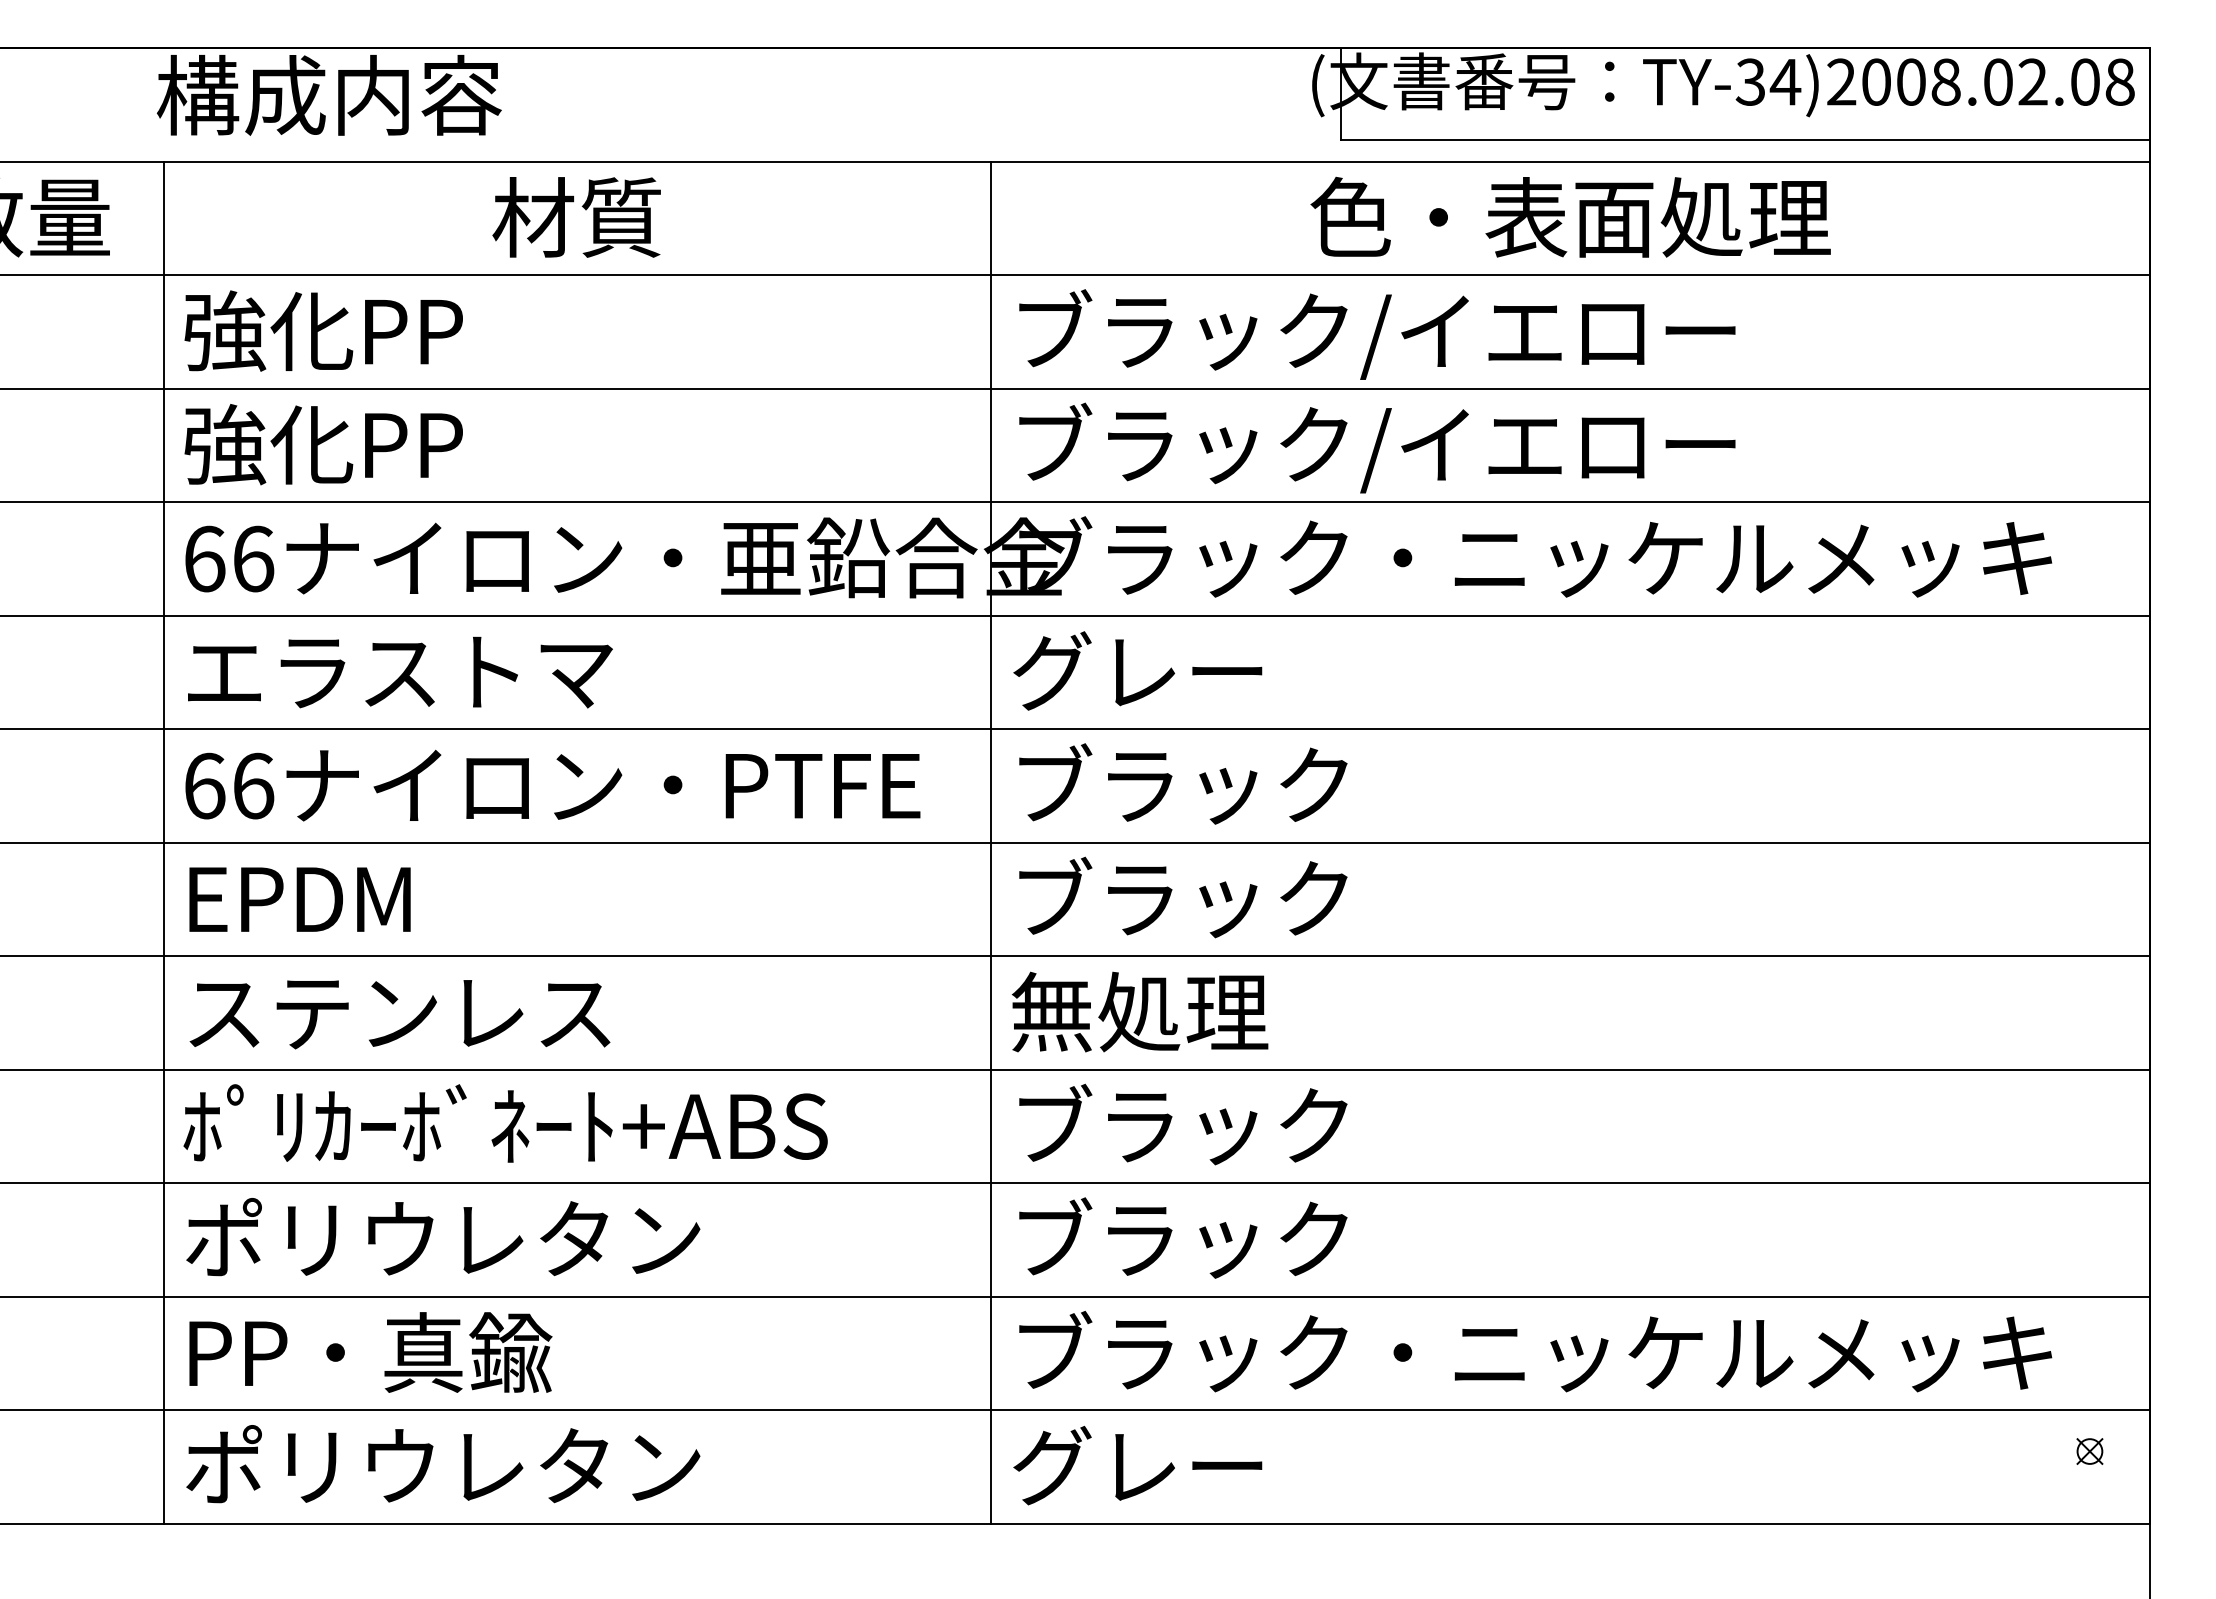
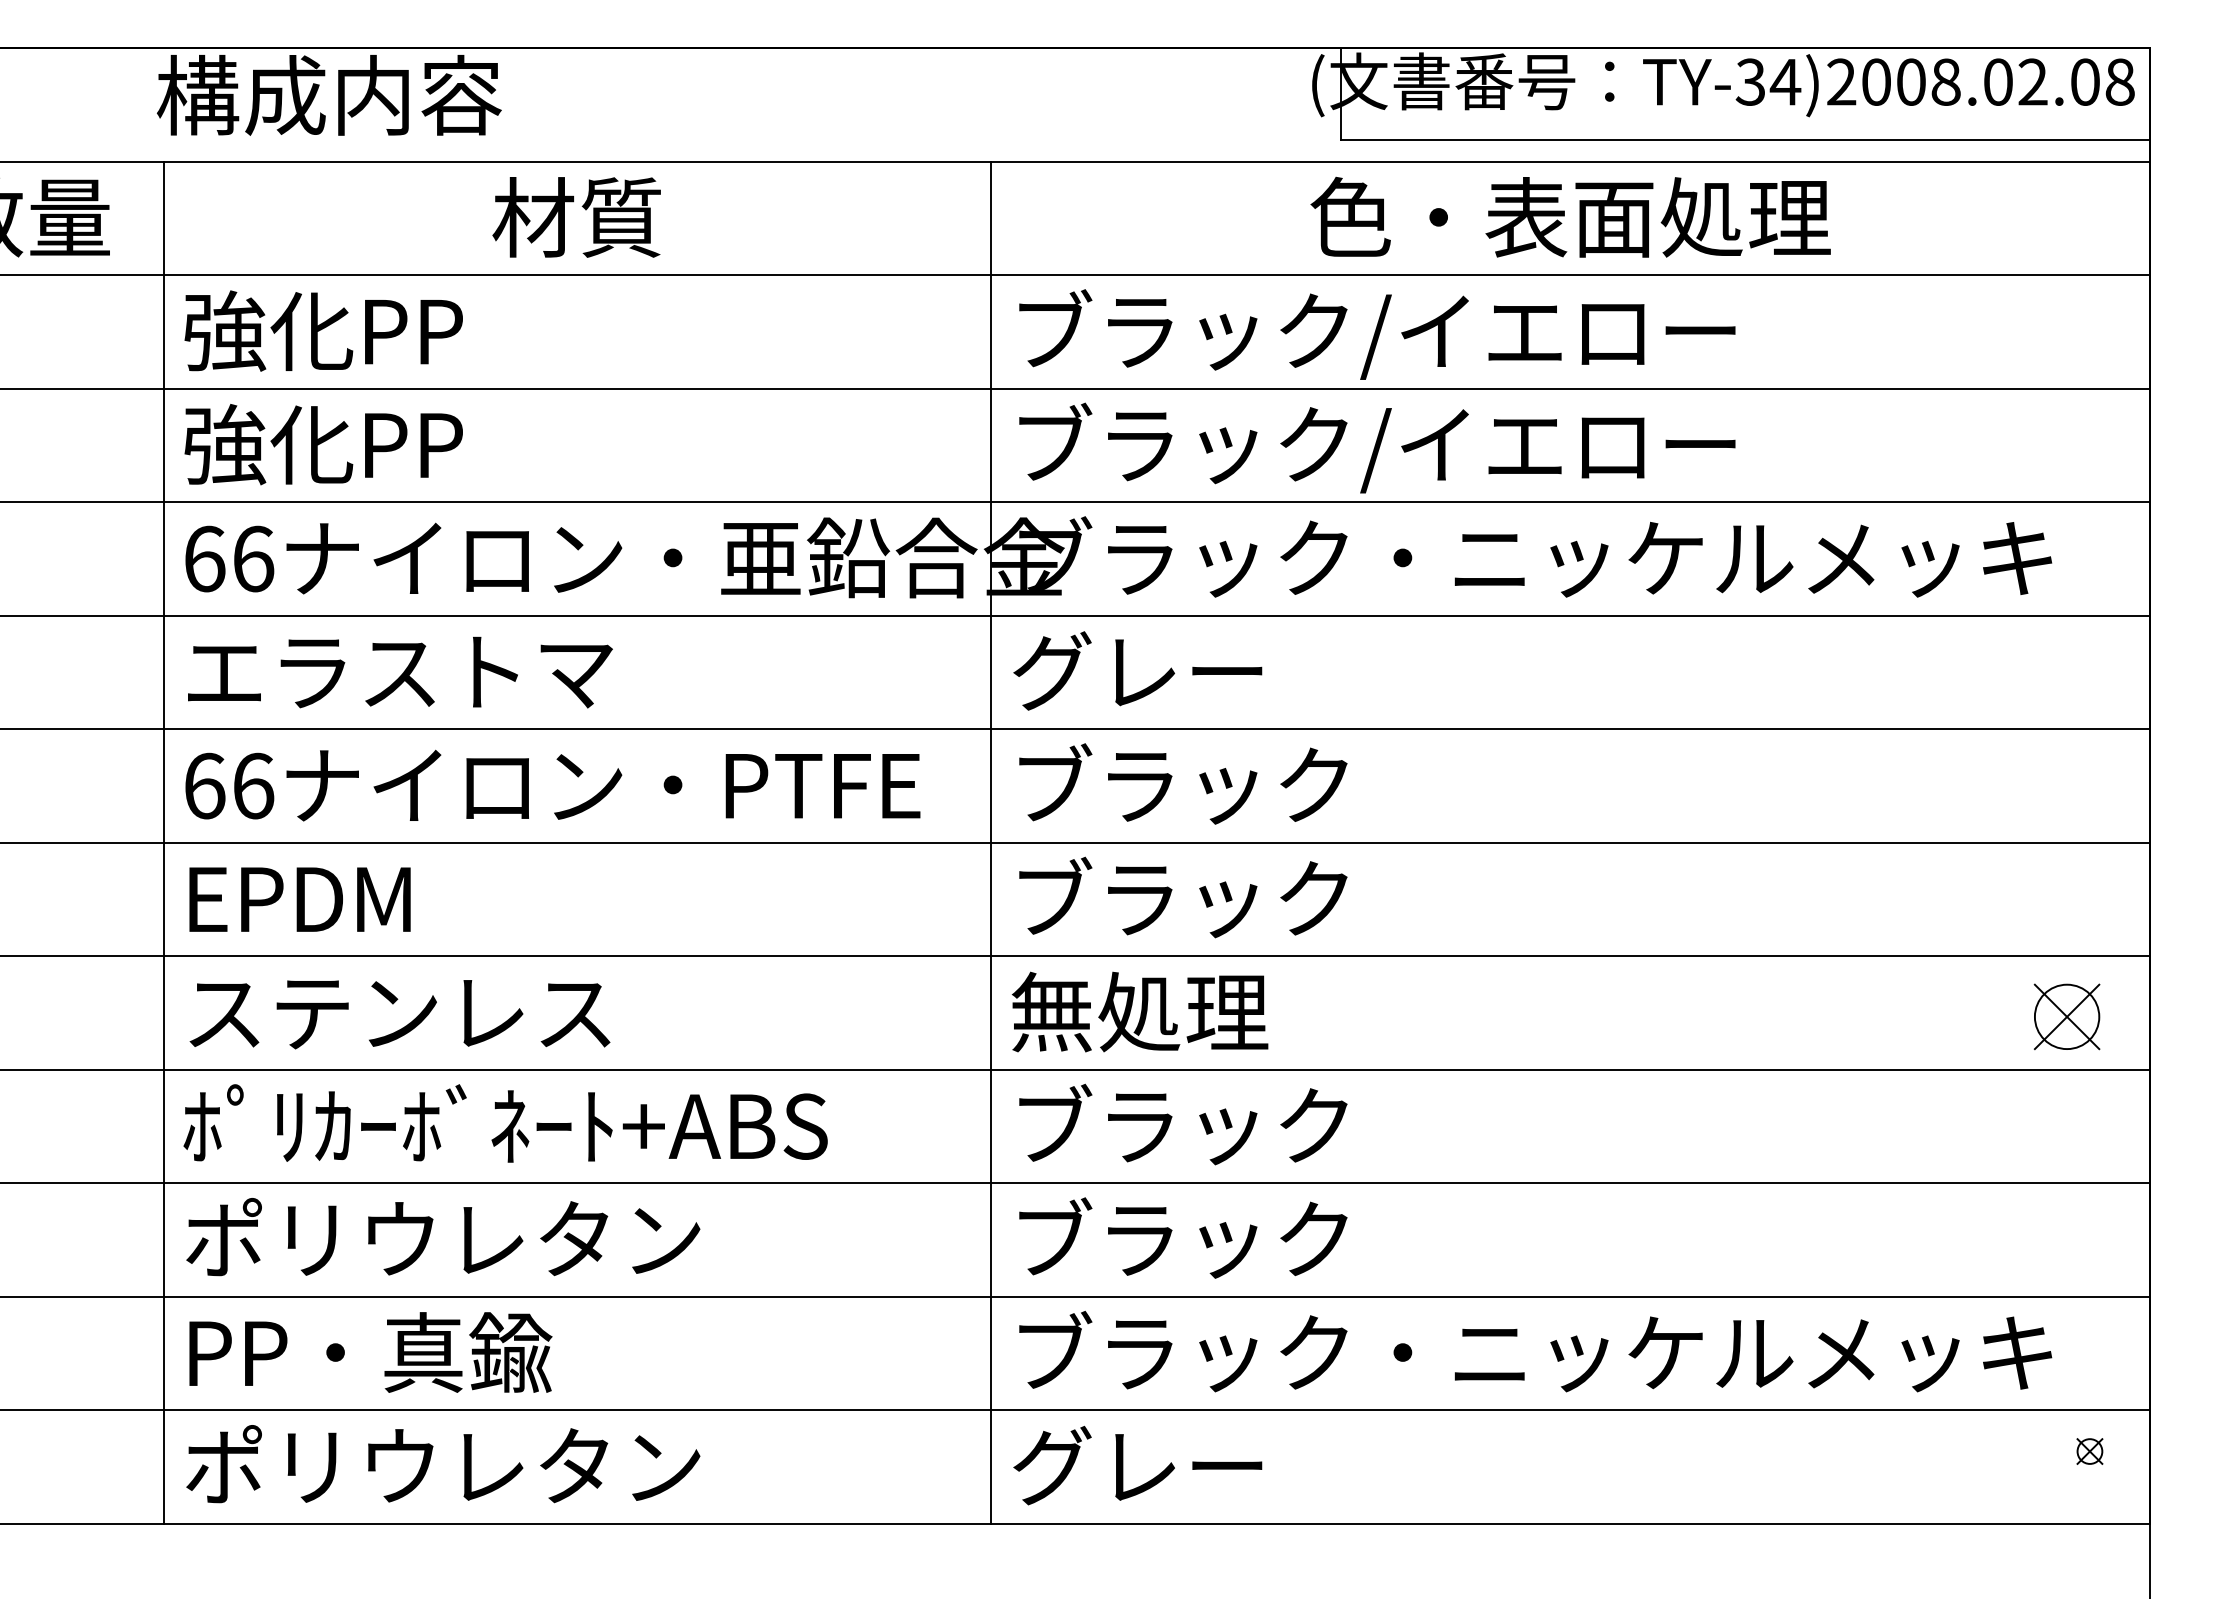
part: none -> present (2066, 1016)
